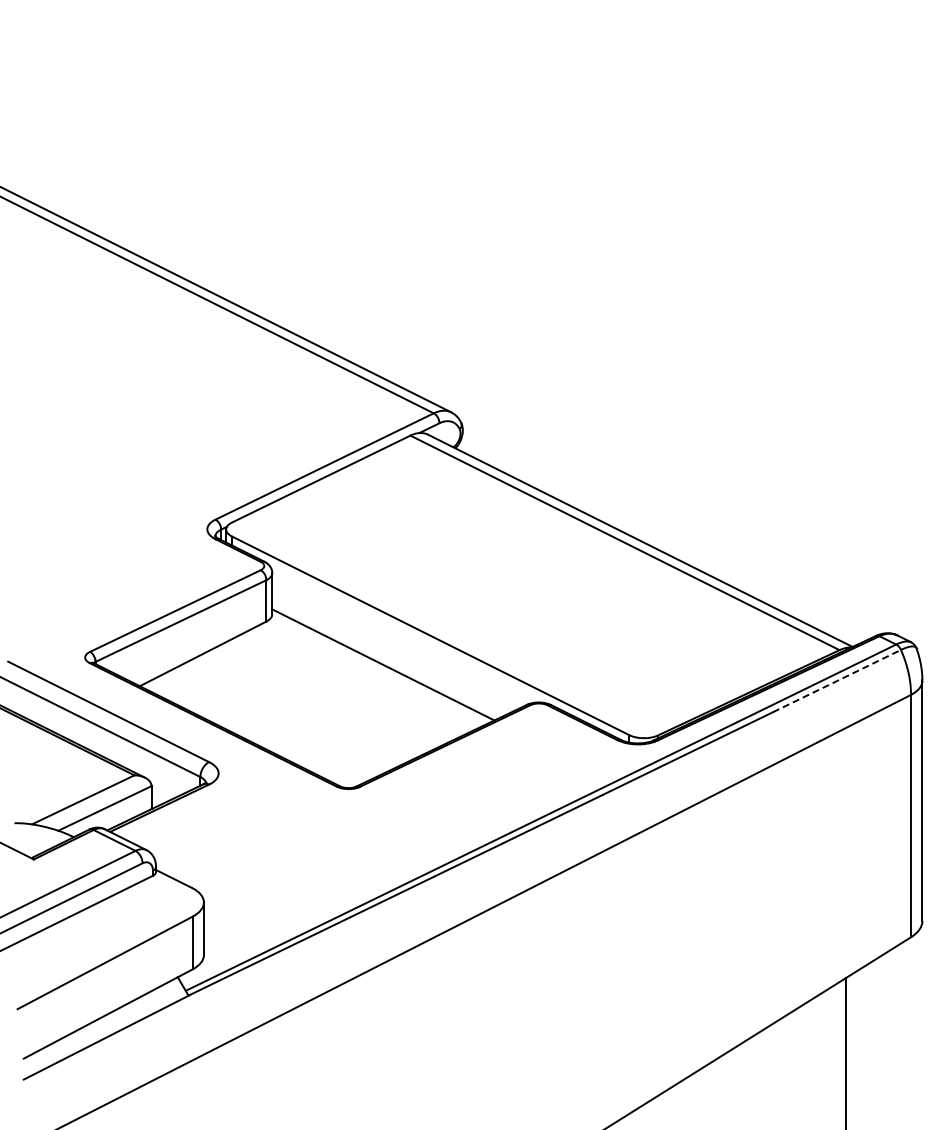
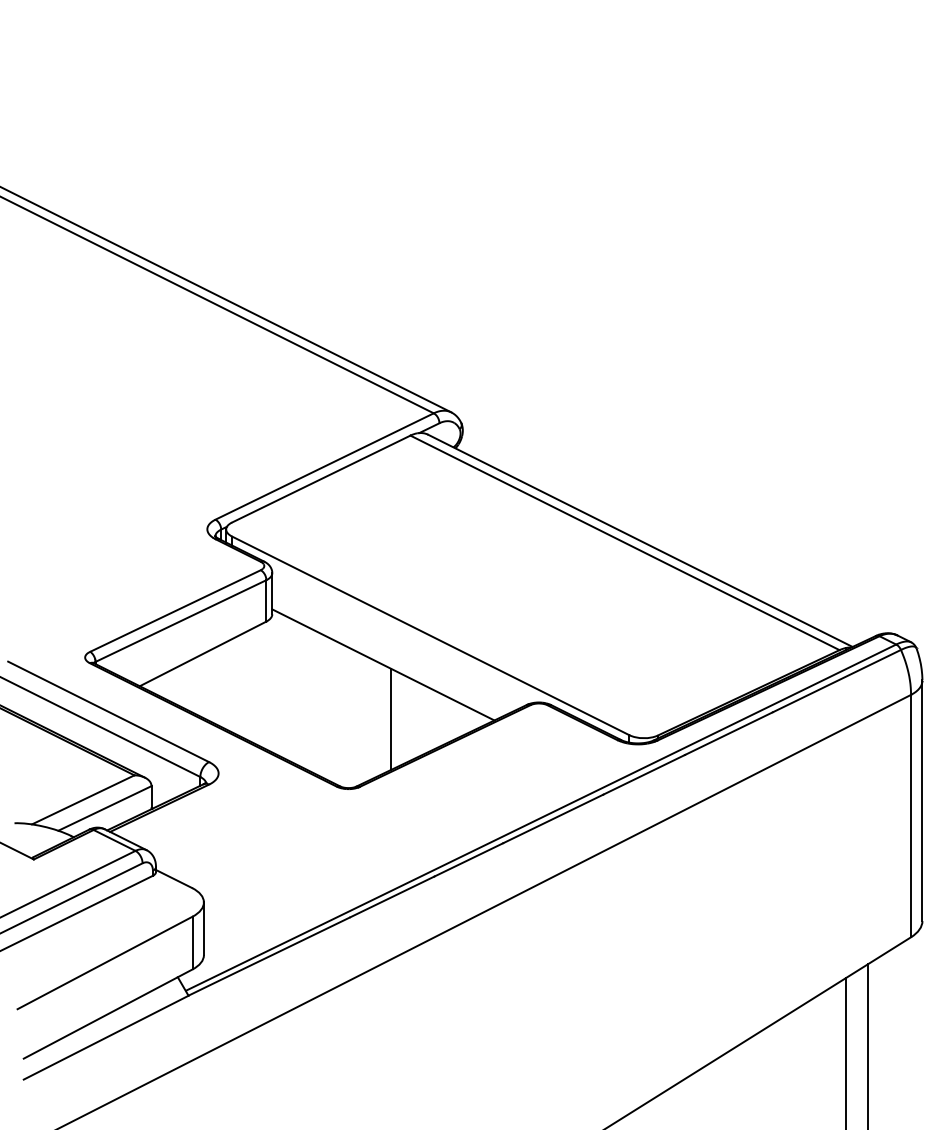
line: dashed -> solid (837, 680)
line: none -> present (390, 719)
line: none -> present (867, 1045)
